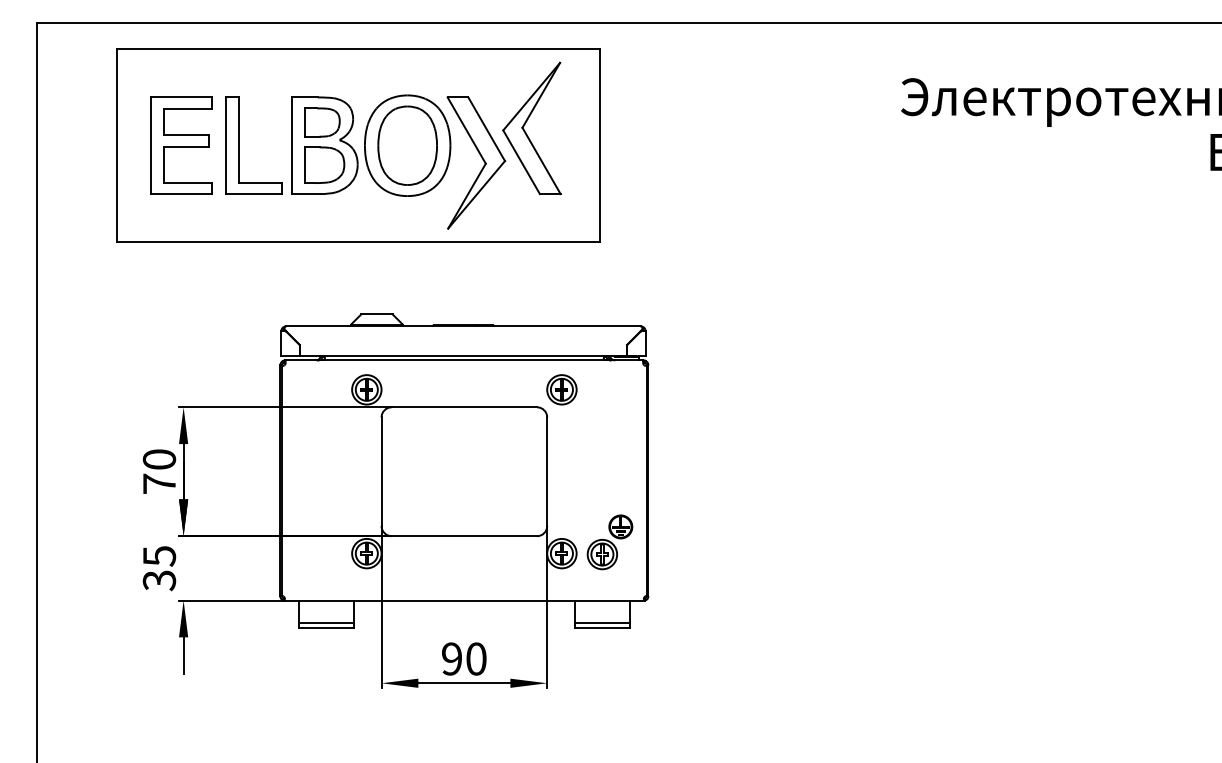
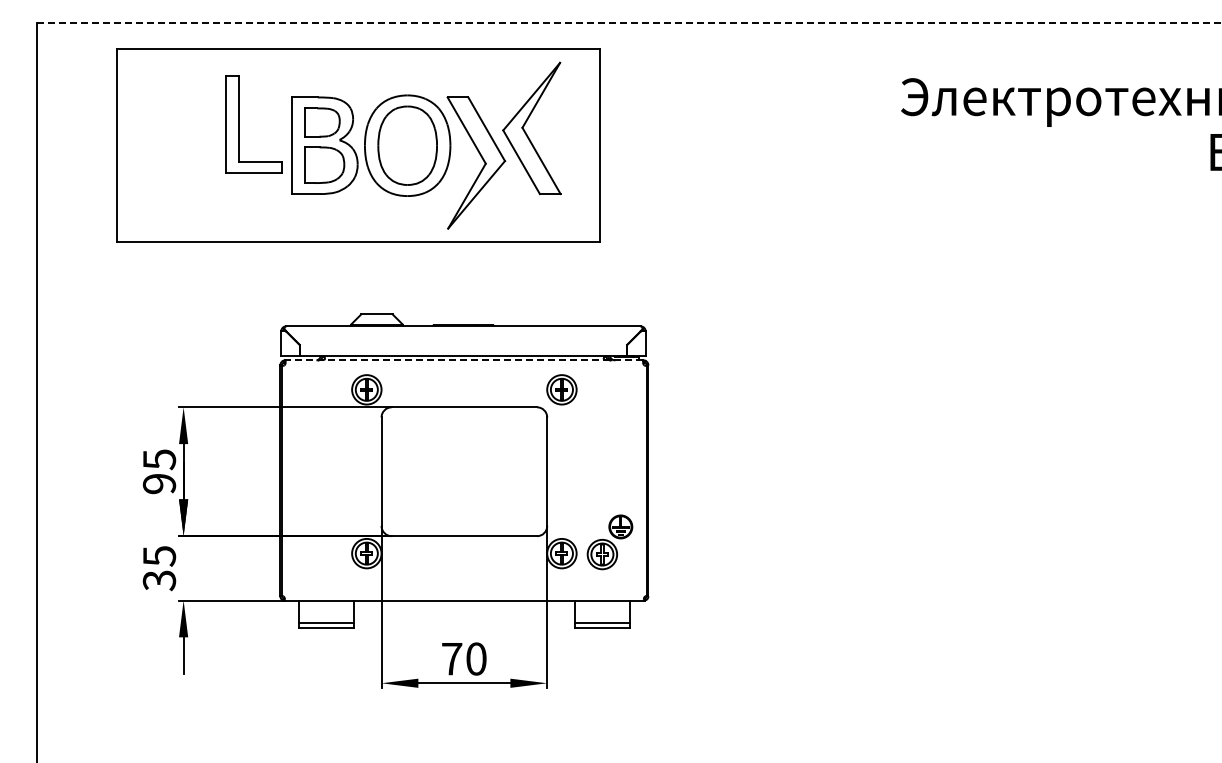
line: solid -> dashed (629, 22)
part: present -> none (181, 145)
part position: (239, 145) -> (239, 124) (239, 124)
line: solid -> dashed (463, 360)
text: 70 -> 95 (159, 471)
text: 90 -> 70 (452, 658)
